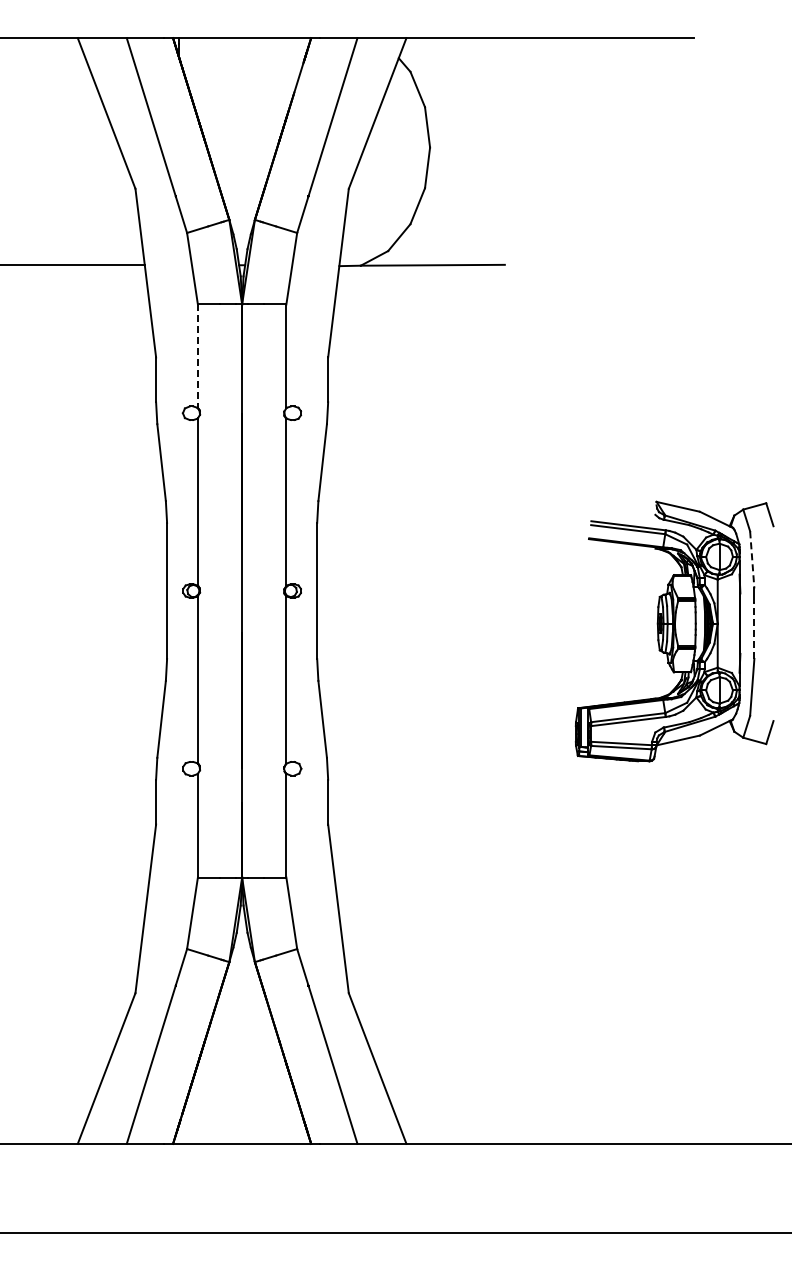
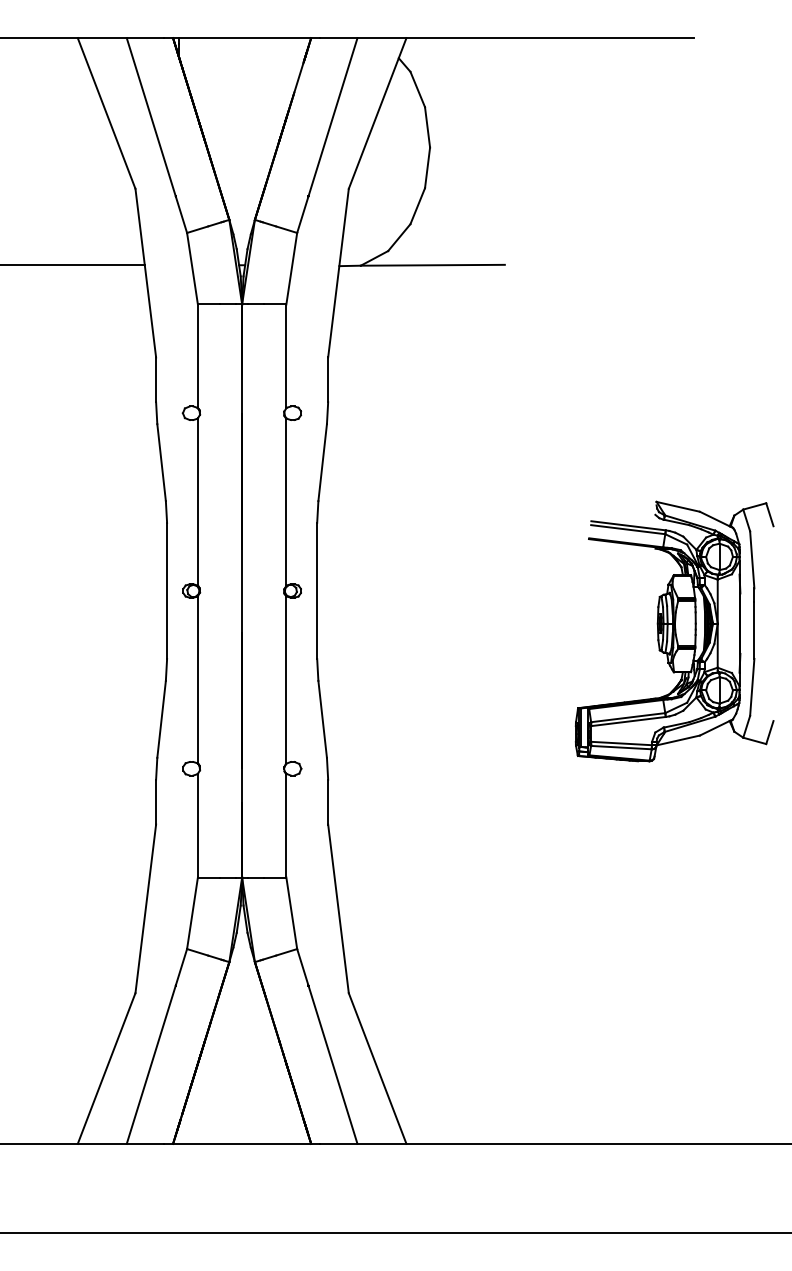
line: dashed -> solid (197, 356)
line: dashed -> solid (752, 559)
line: dashed -> solid (754, 630)
